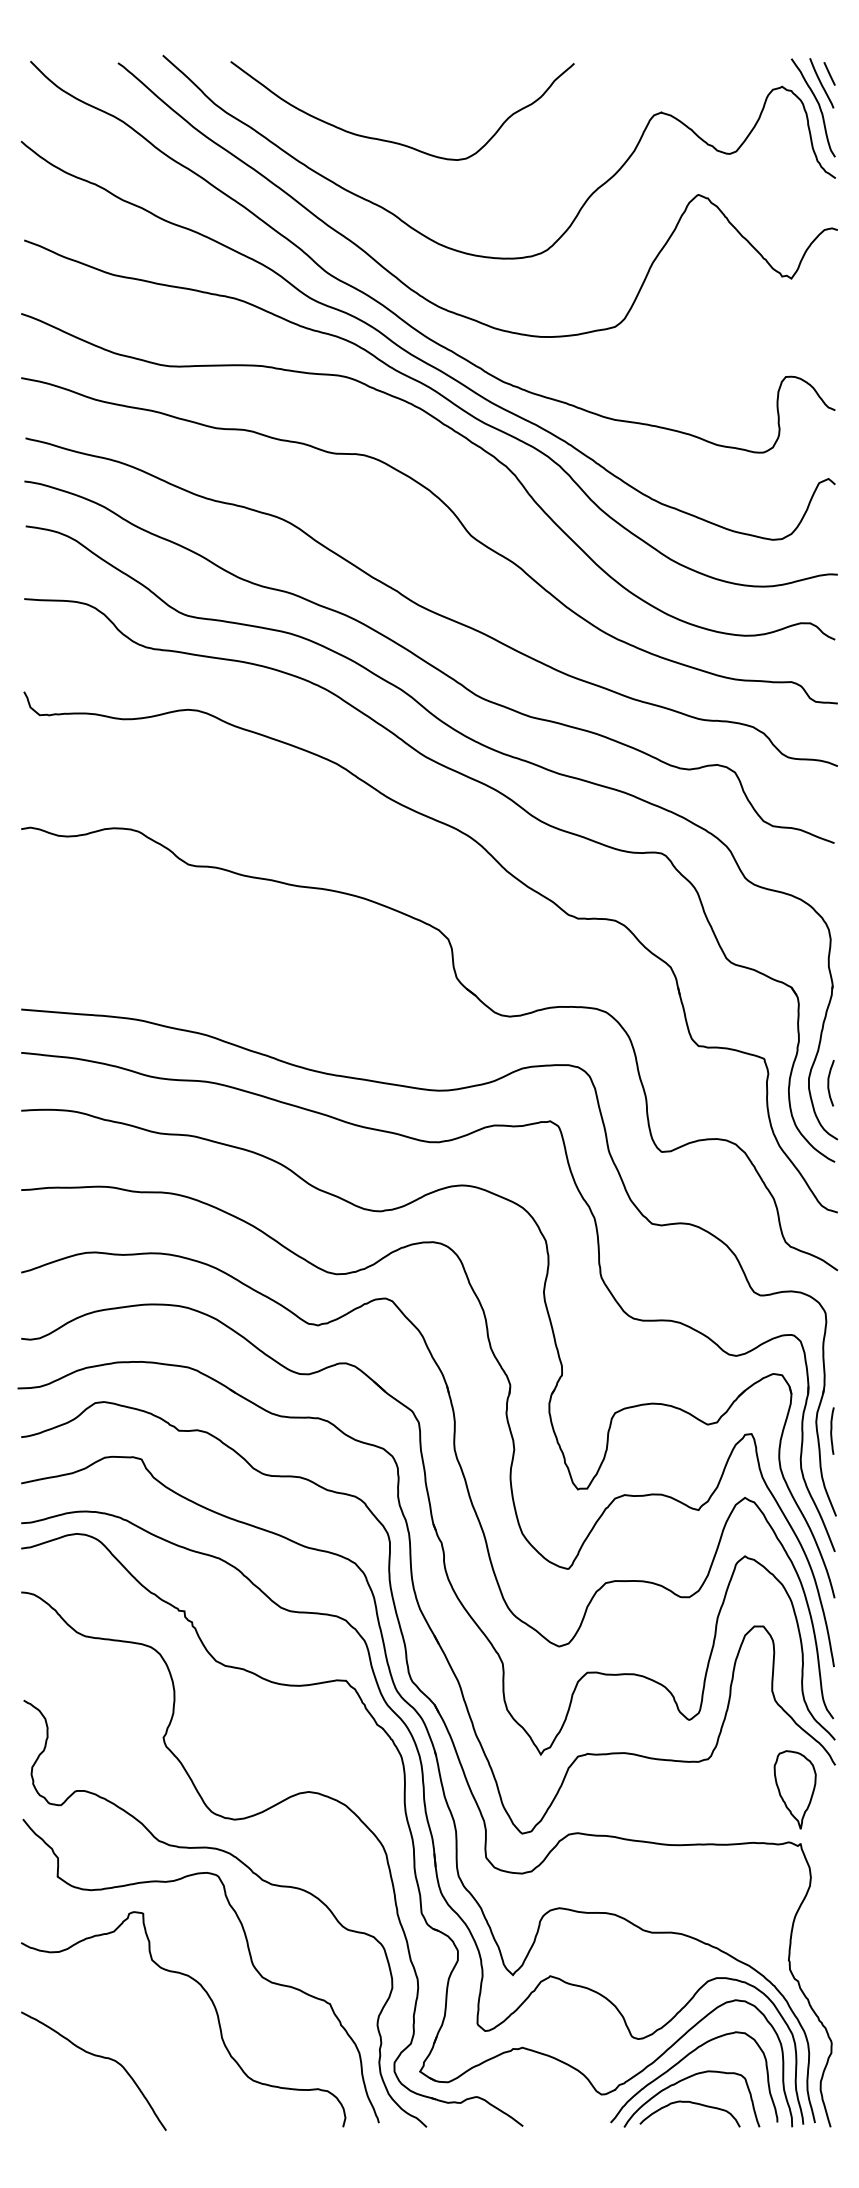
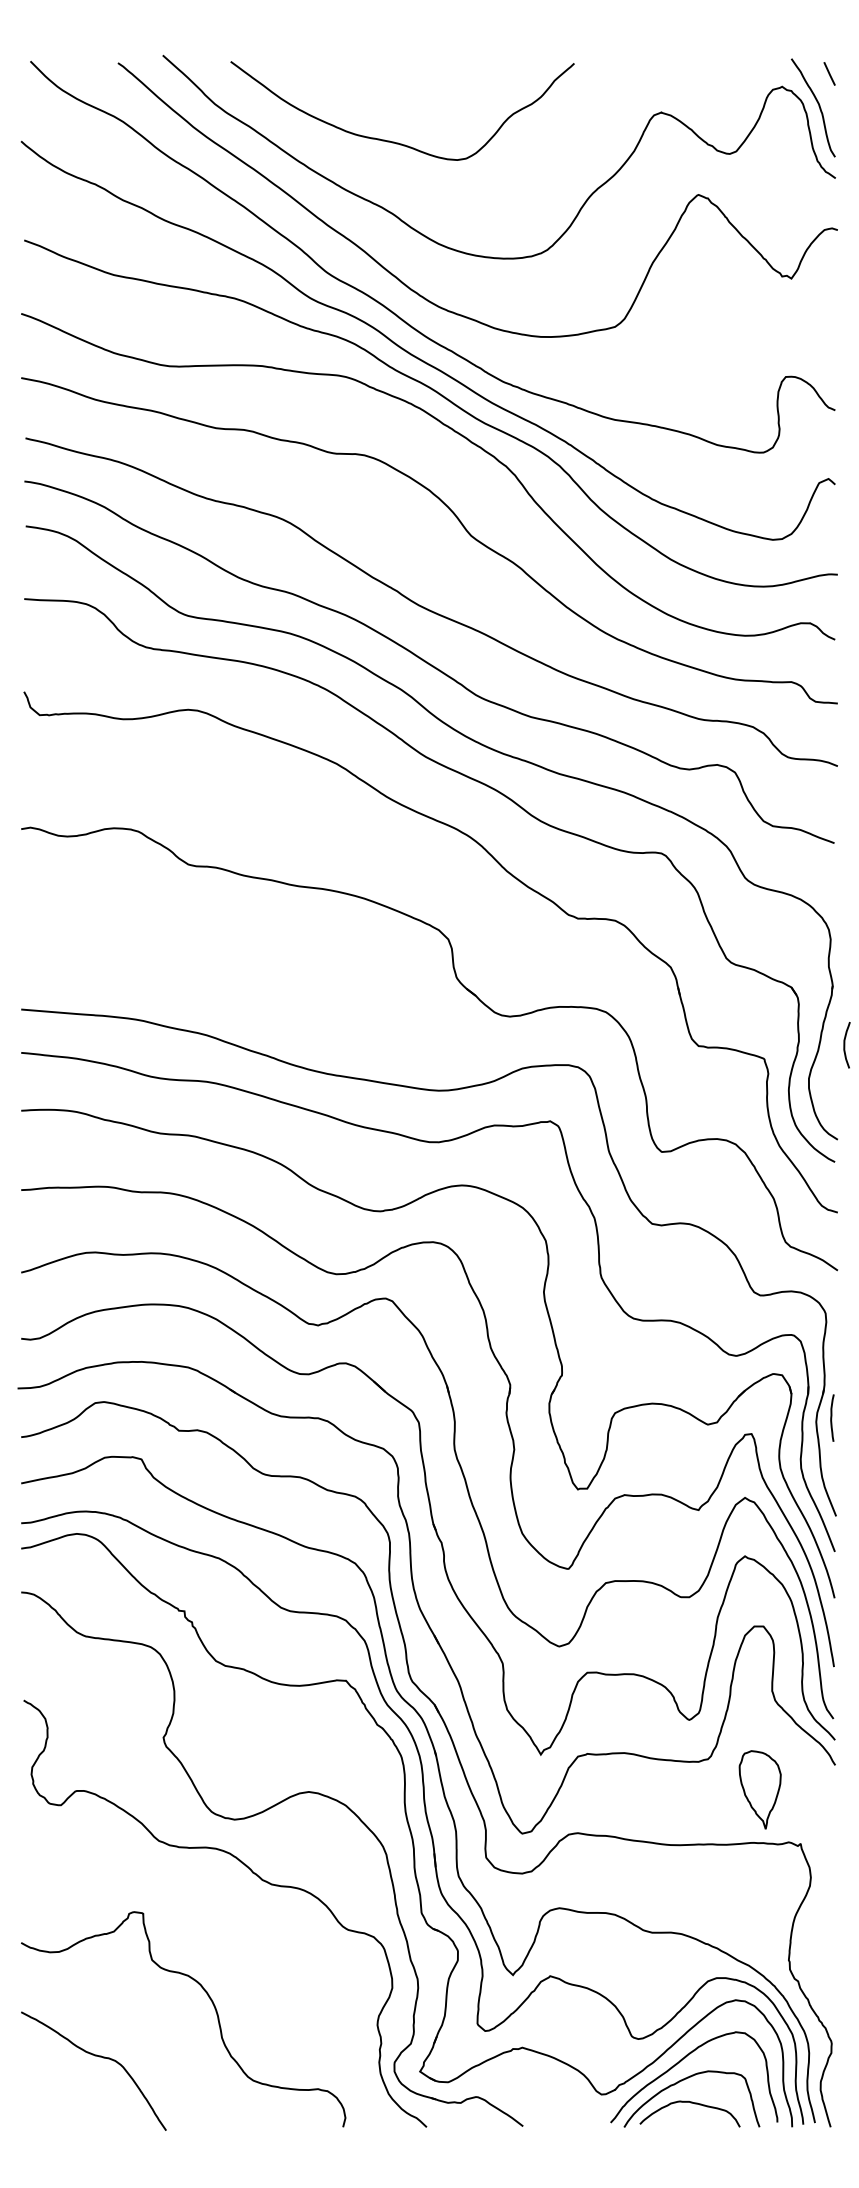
curve: present -> none (821, 83)
curve position: (829, 1083) -> (845, 1045) (845, 1045)
curve position: (832, 1430) -> (832, 1417) (832, 1417)
part position: (794, 1789) -> (759, 1789) (759, 1789)
curve: present -> none (250, 1961)
